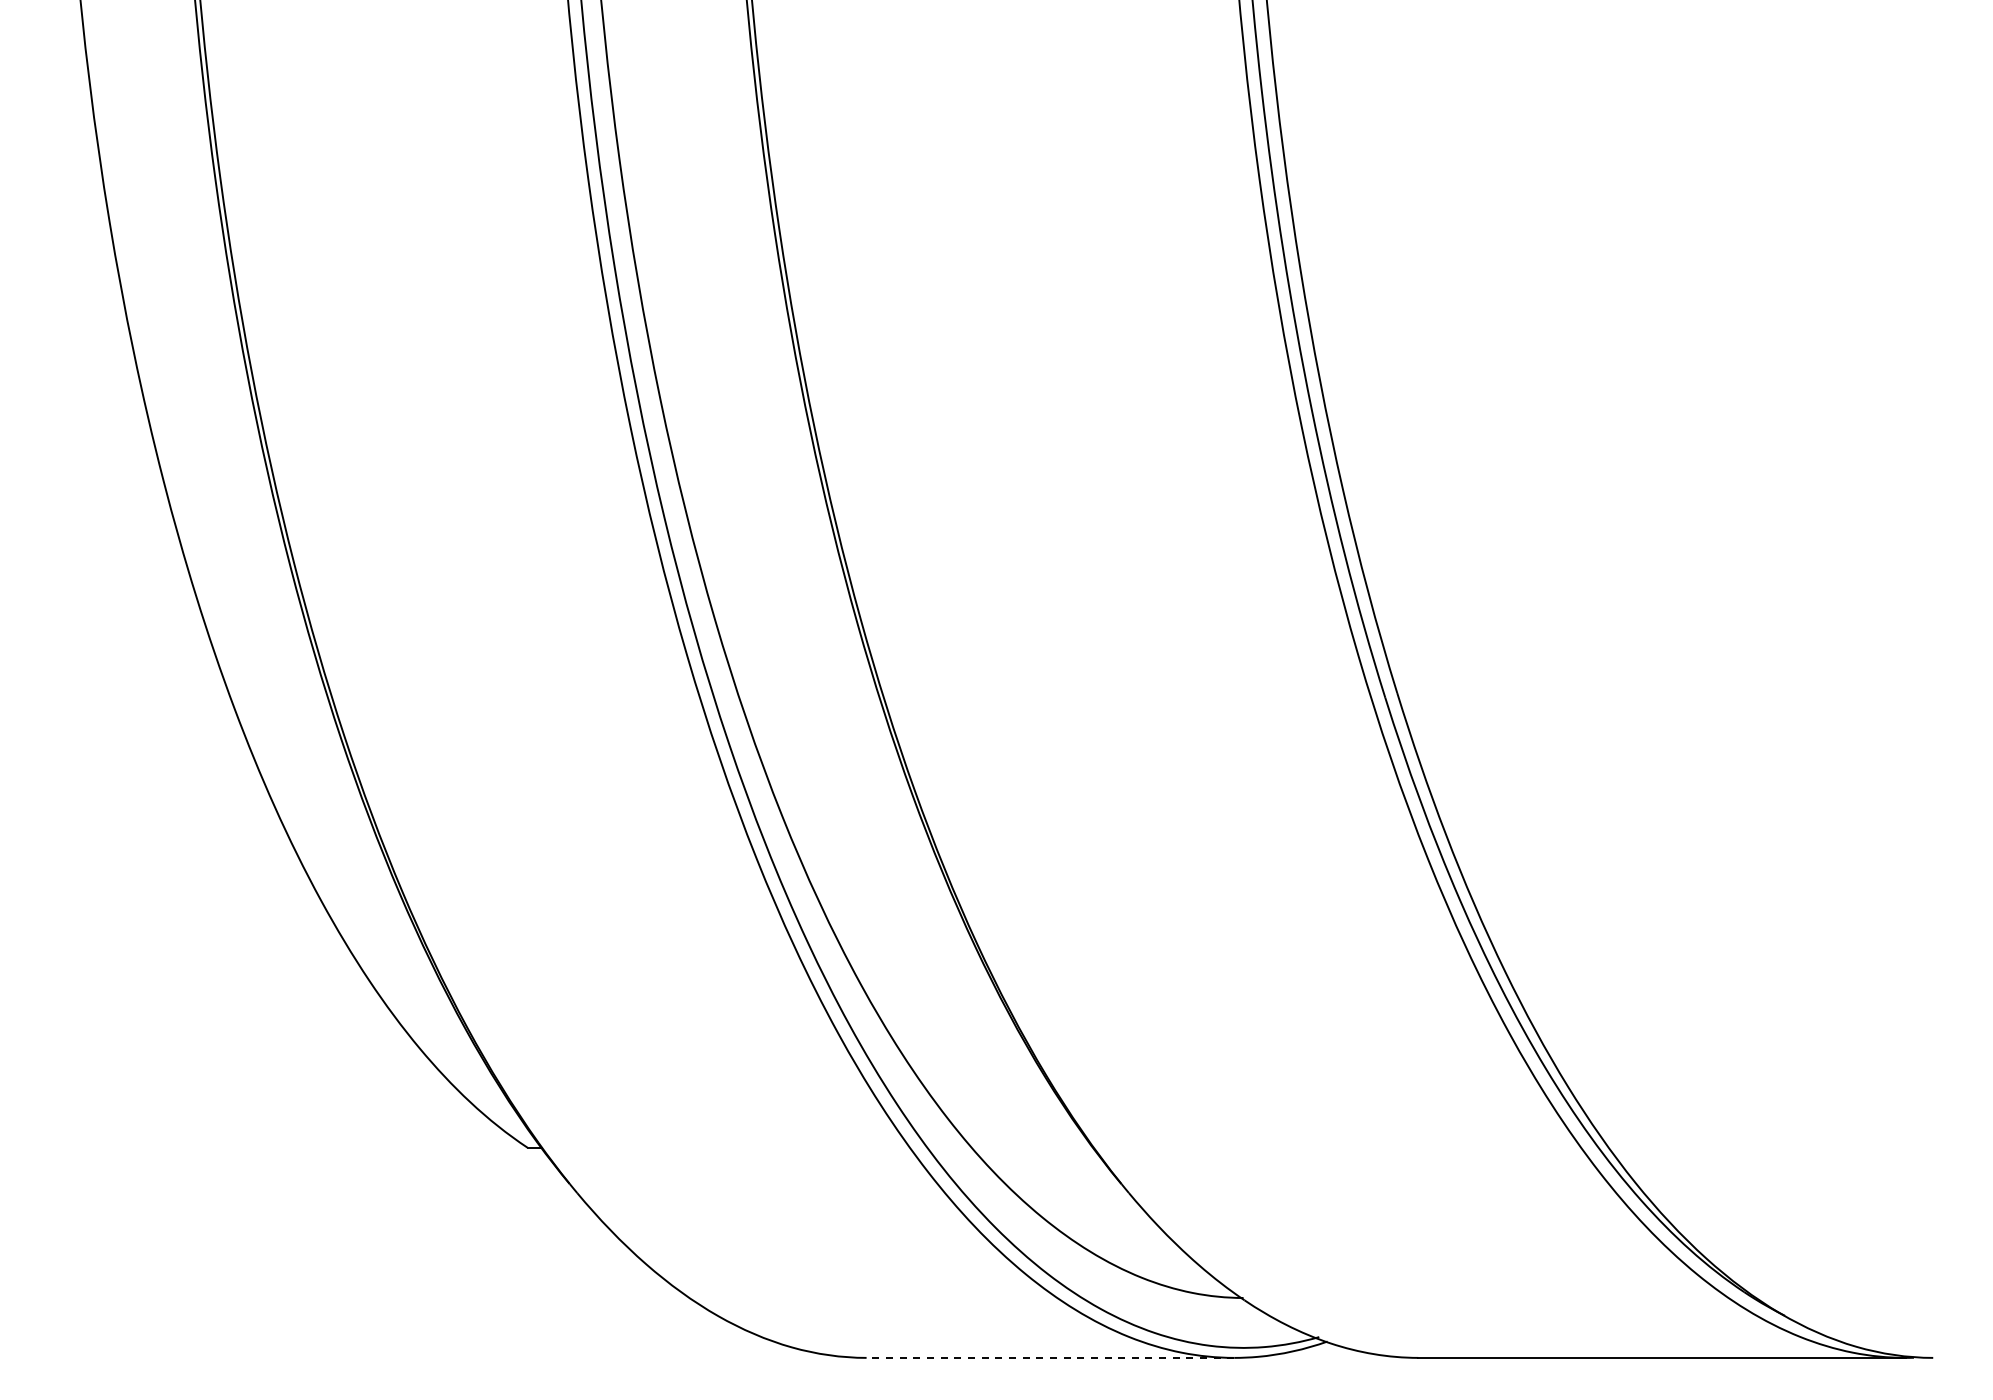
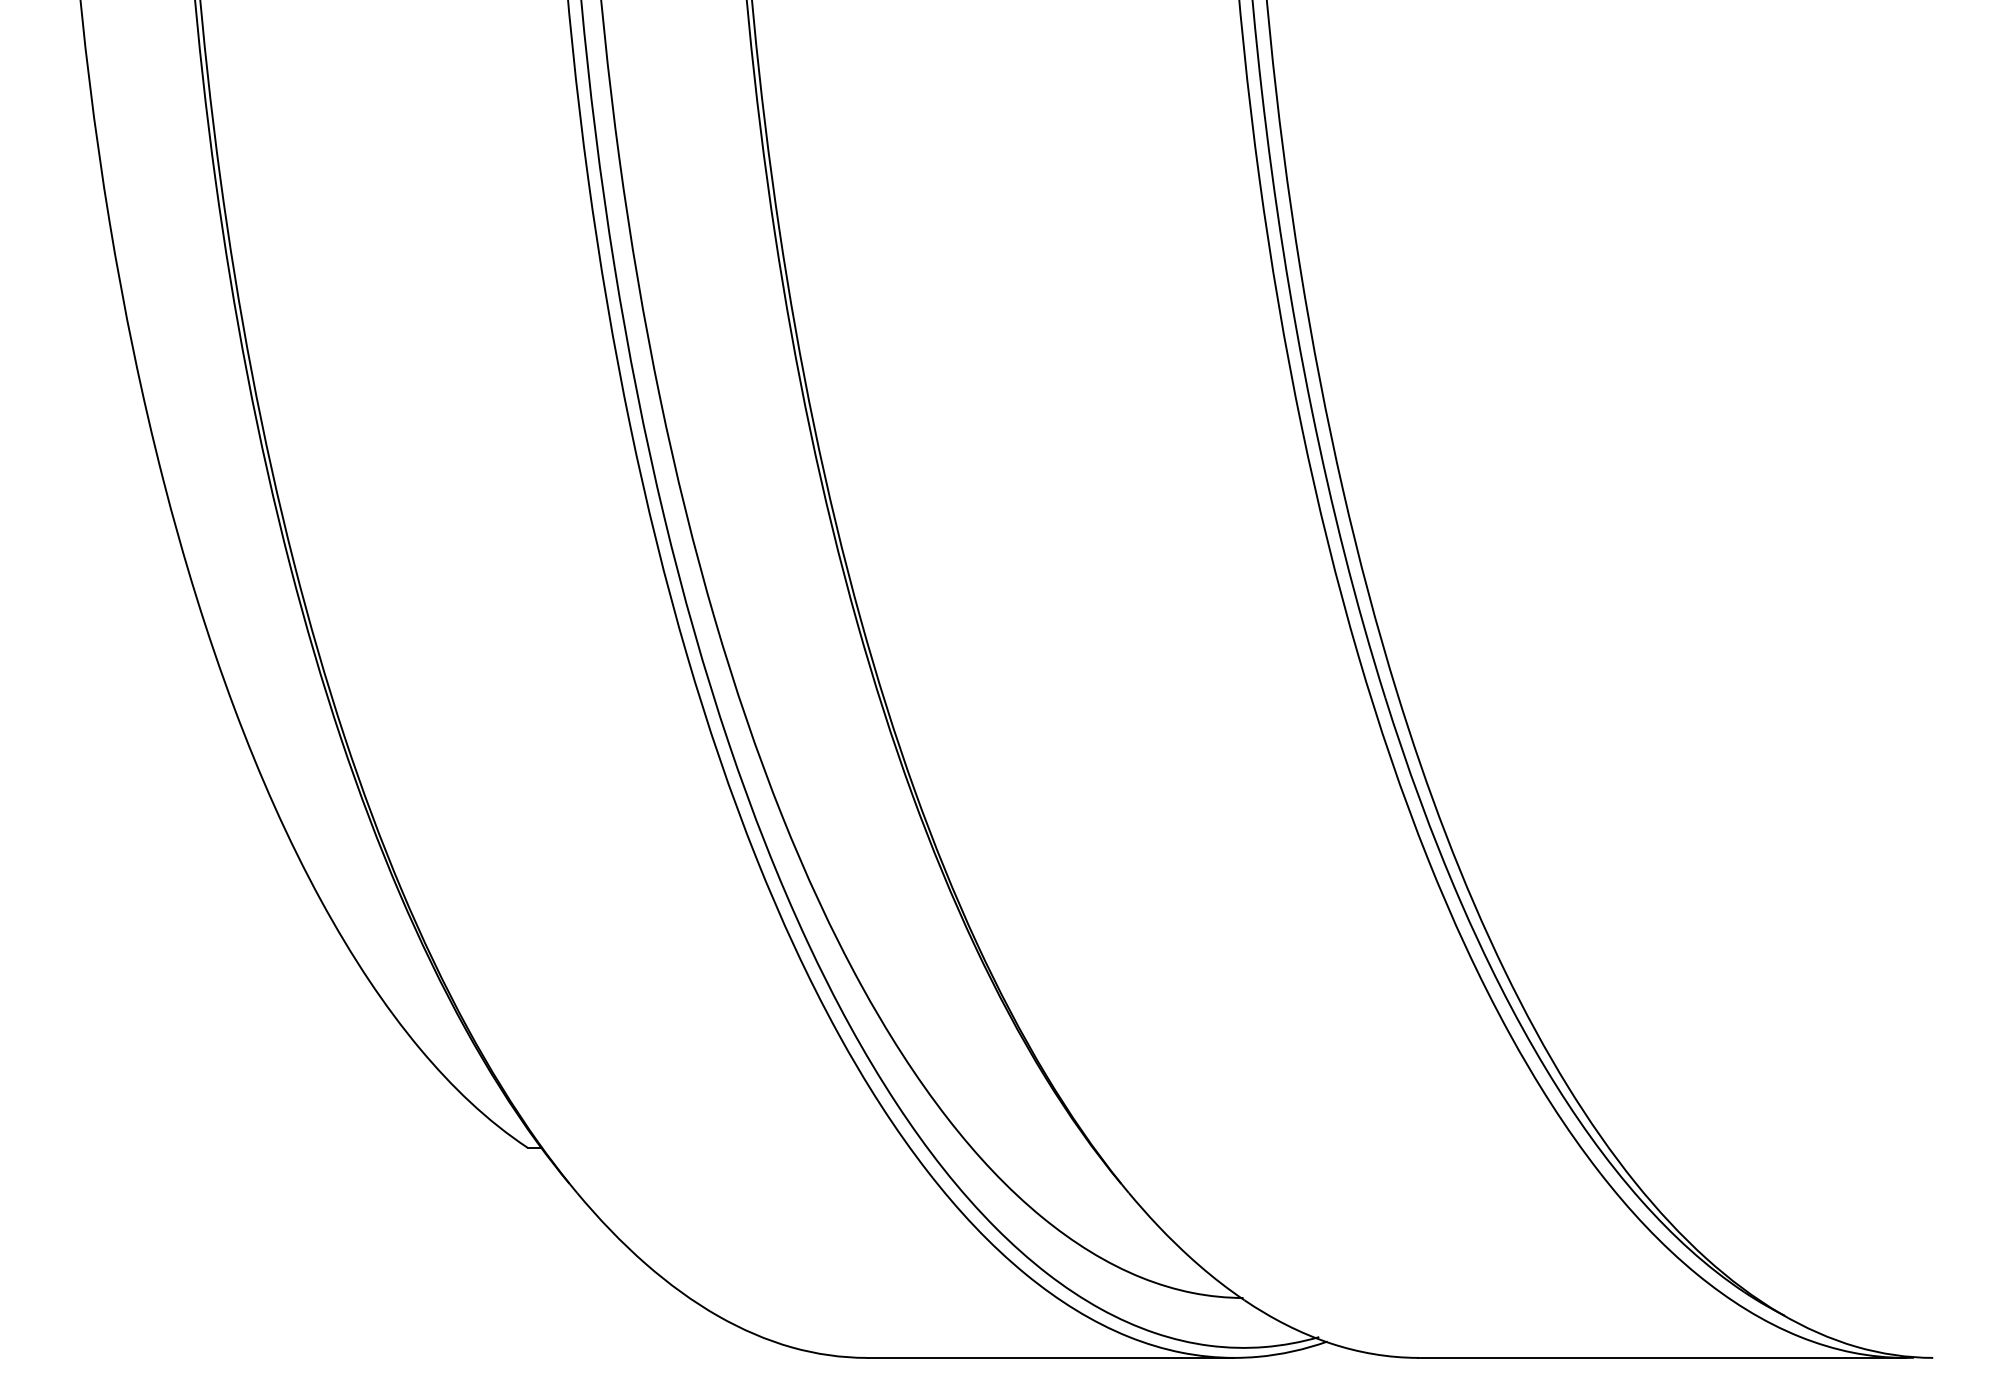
line: dashed -> solid (1050, 1357)
